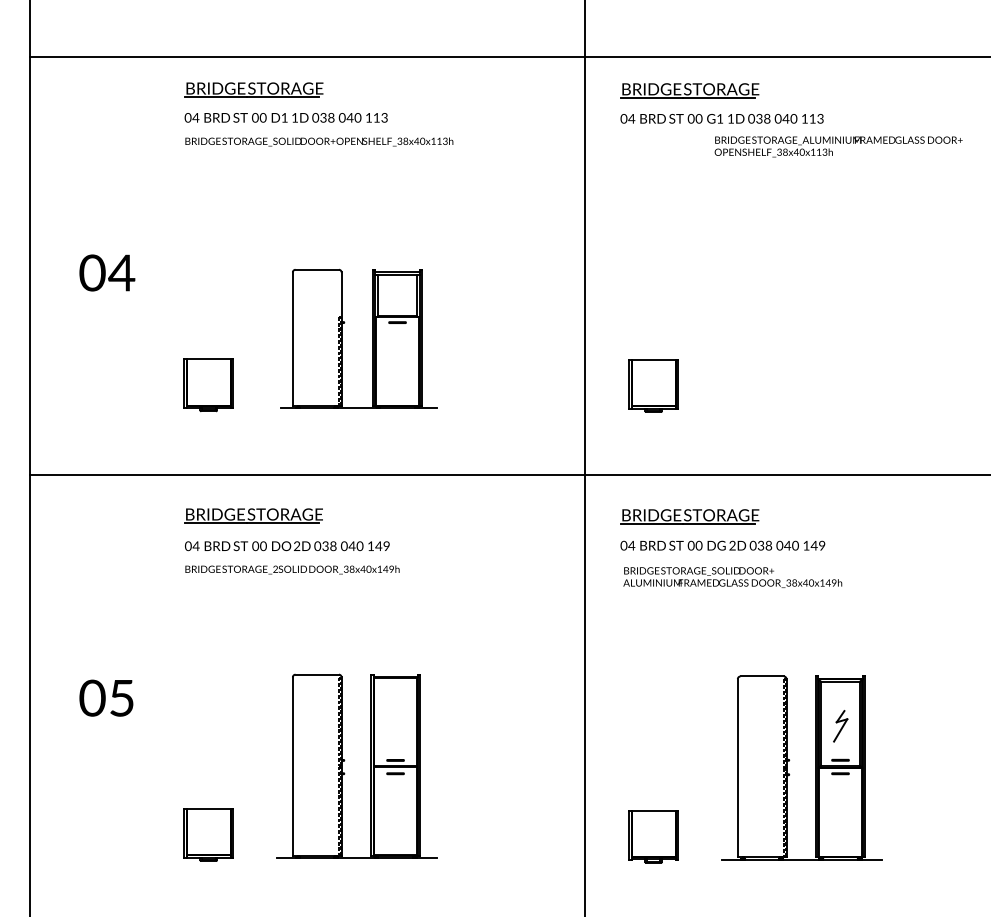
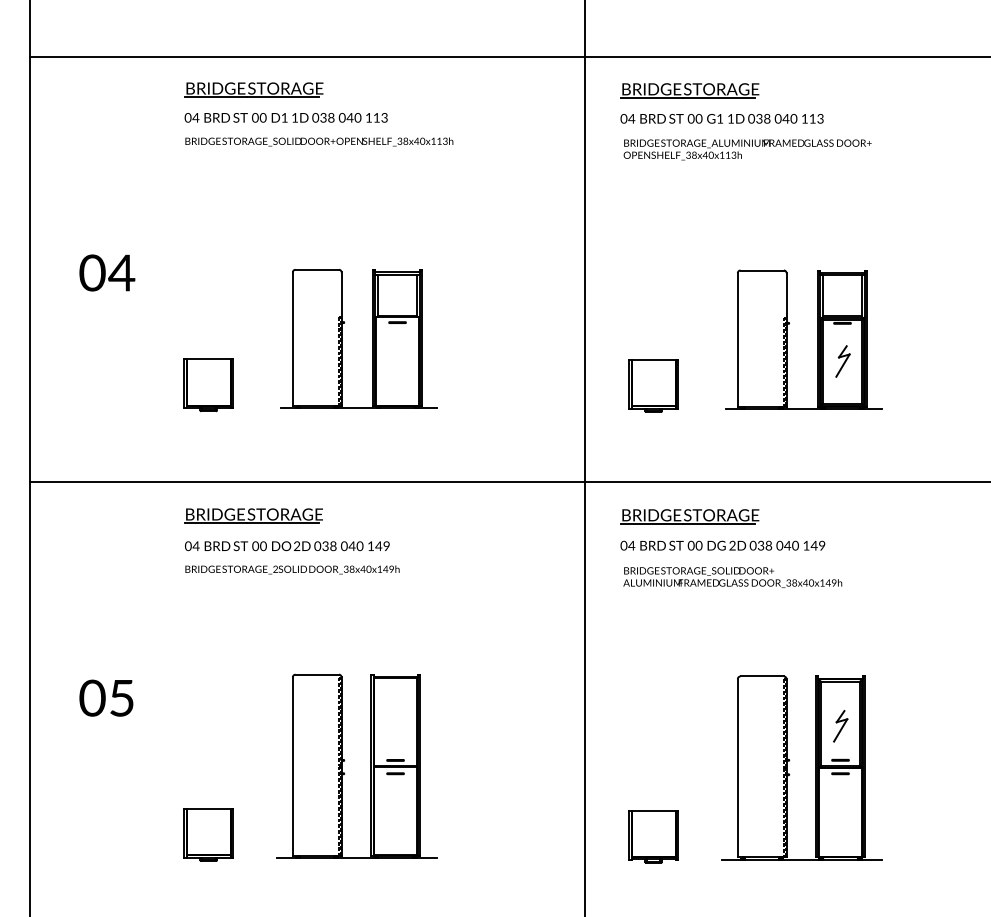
text position: (838, 146) -> (747, 149) (747, 149)
part: none -> present (817, 339)
line position: (508, 474) -> (508, 481) (508, 481)
